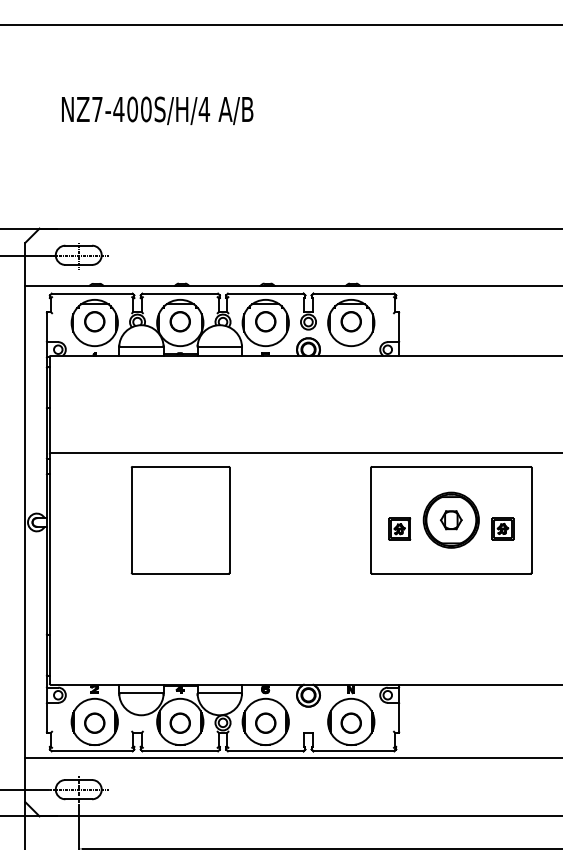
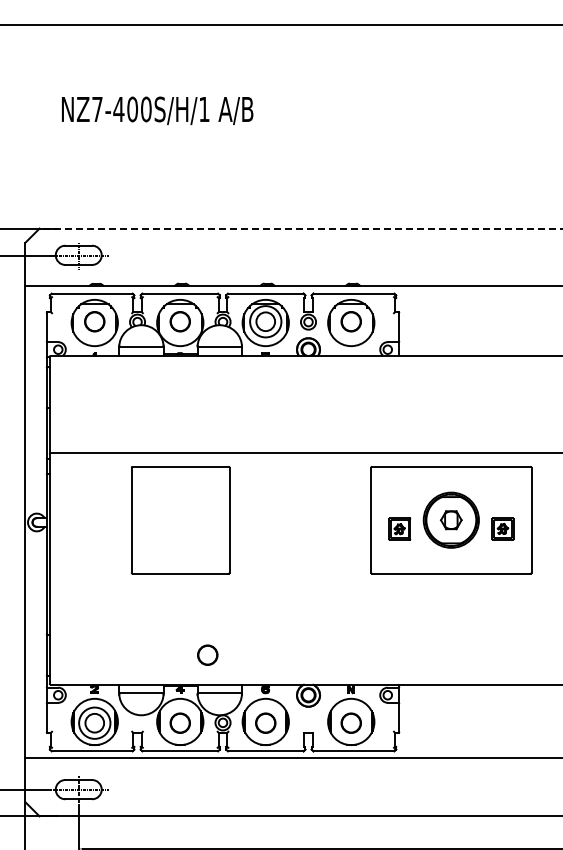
text: NZ7-400S/H/4 -> NZ7-400S/H/1 (204, 109)
line: solid -> dashed (300, 228)
circle diameter: 20 px -> 31 px (265, 321)
circle: none -> present (207, 654)
circle diameter: 20 px -> 31 px (94, 722)
